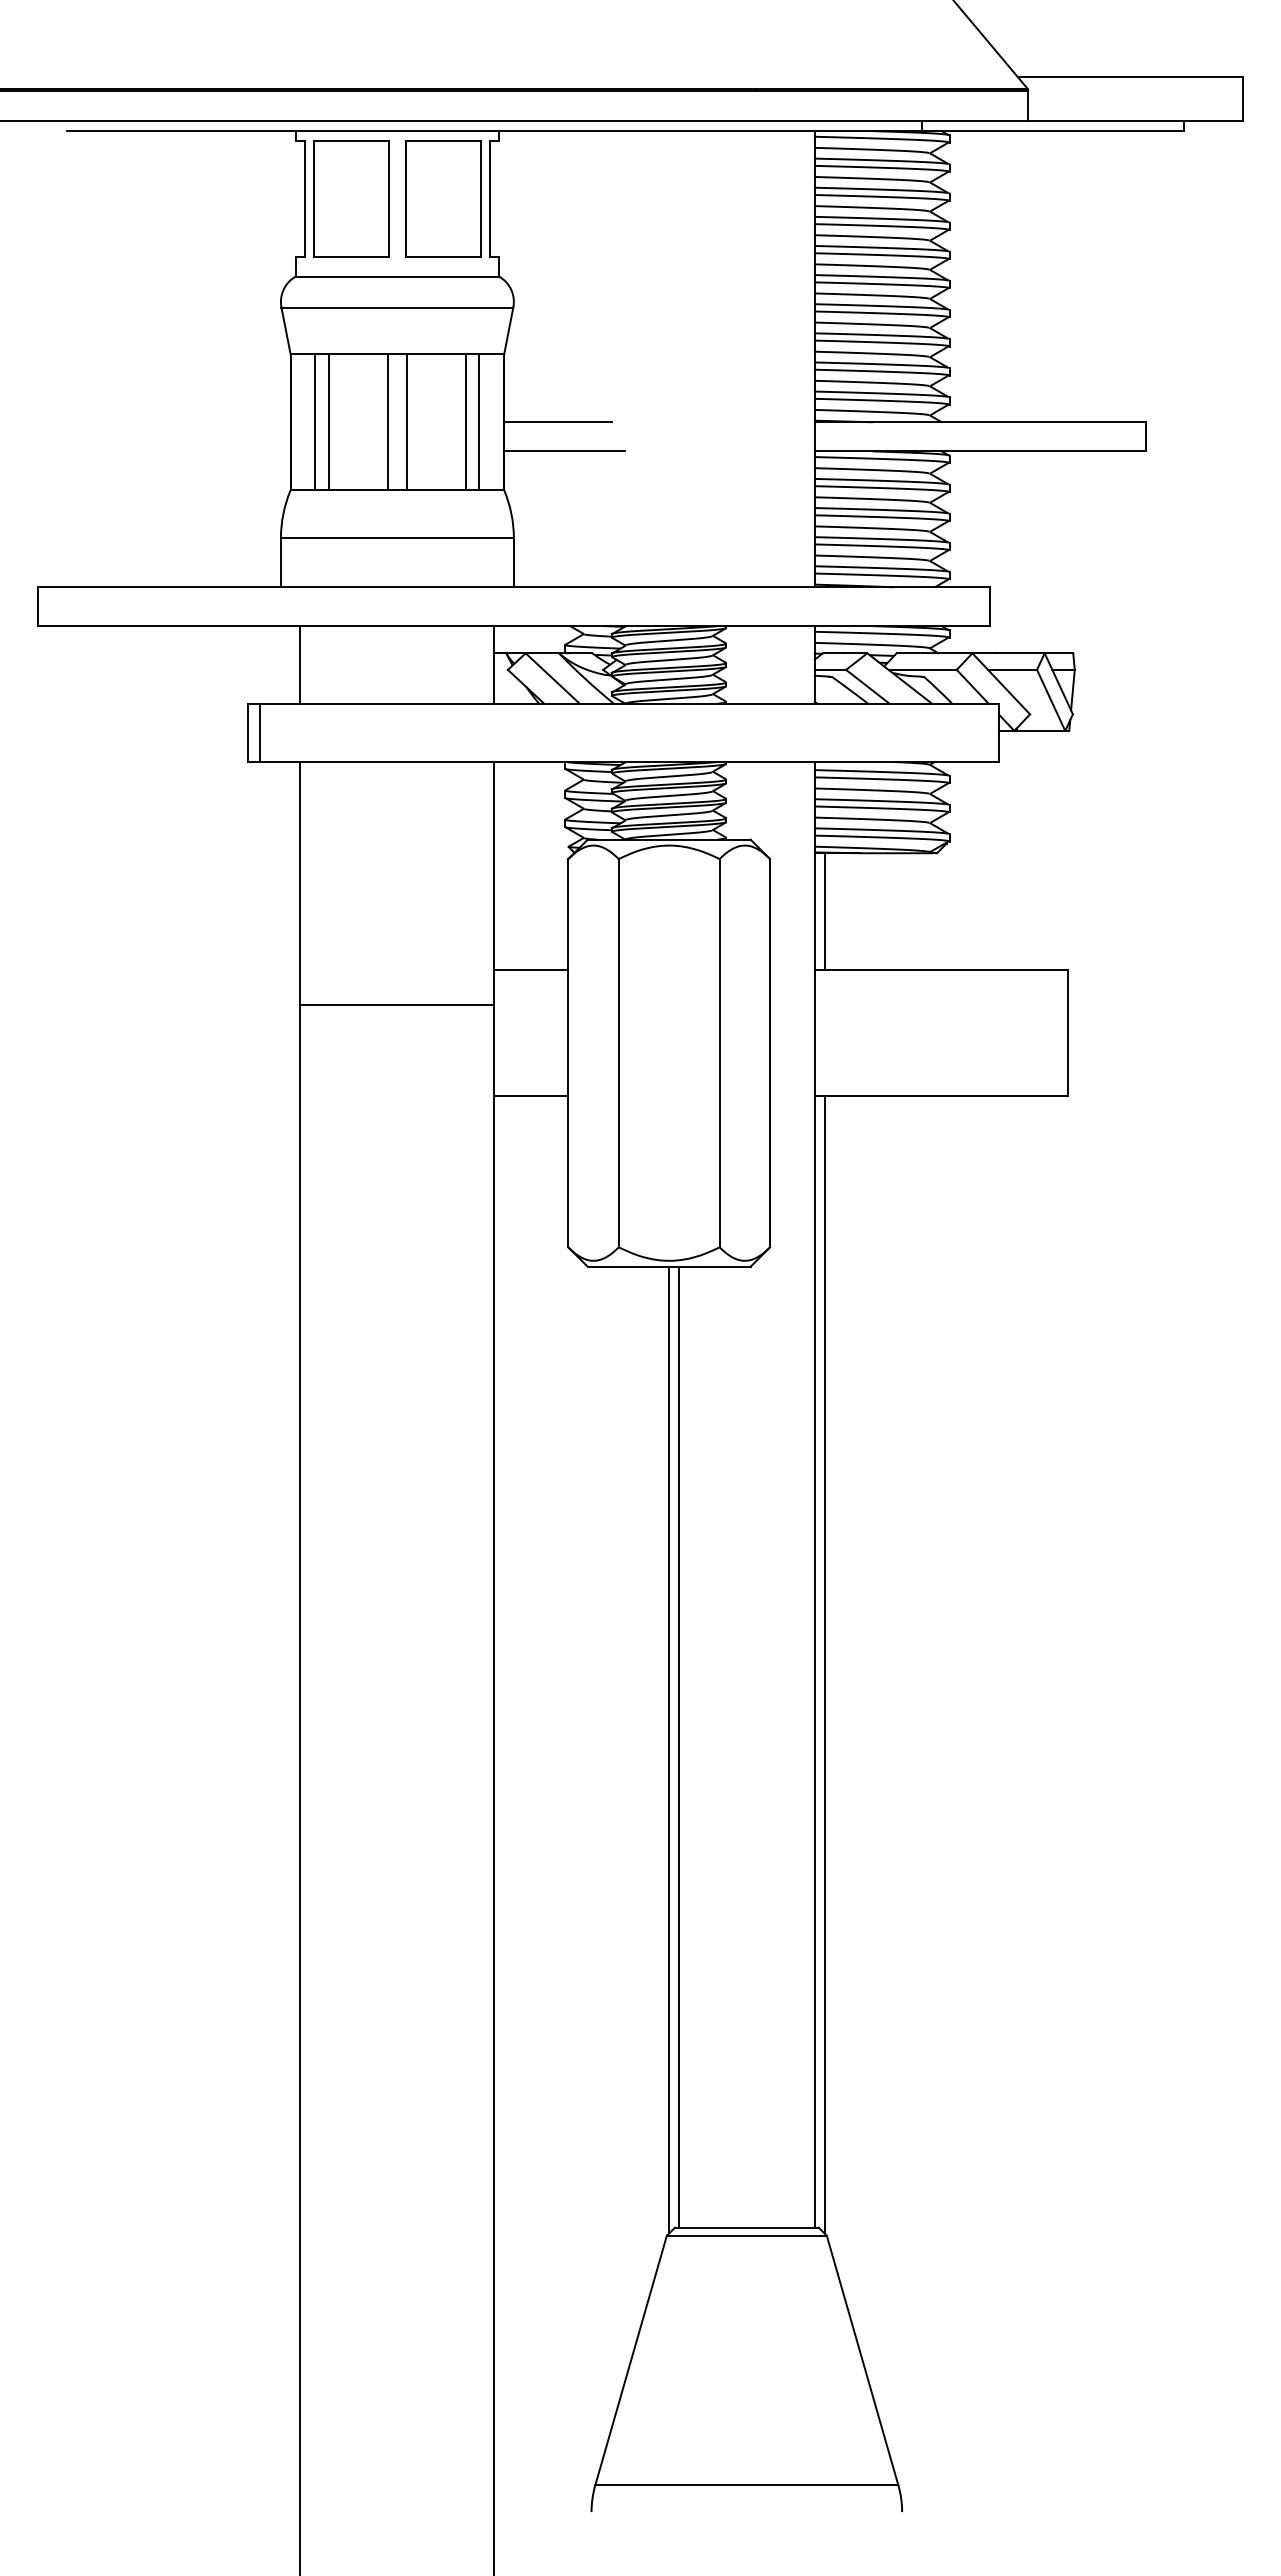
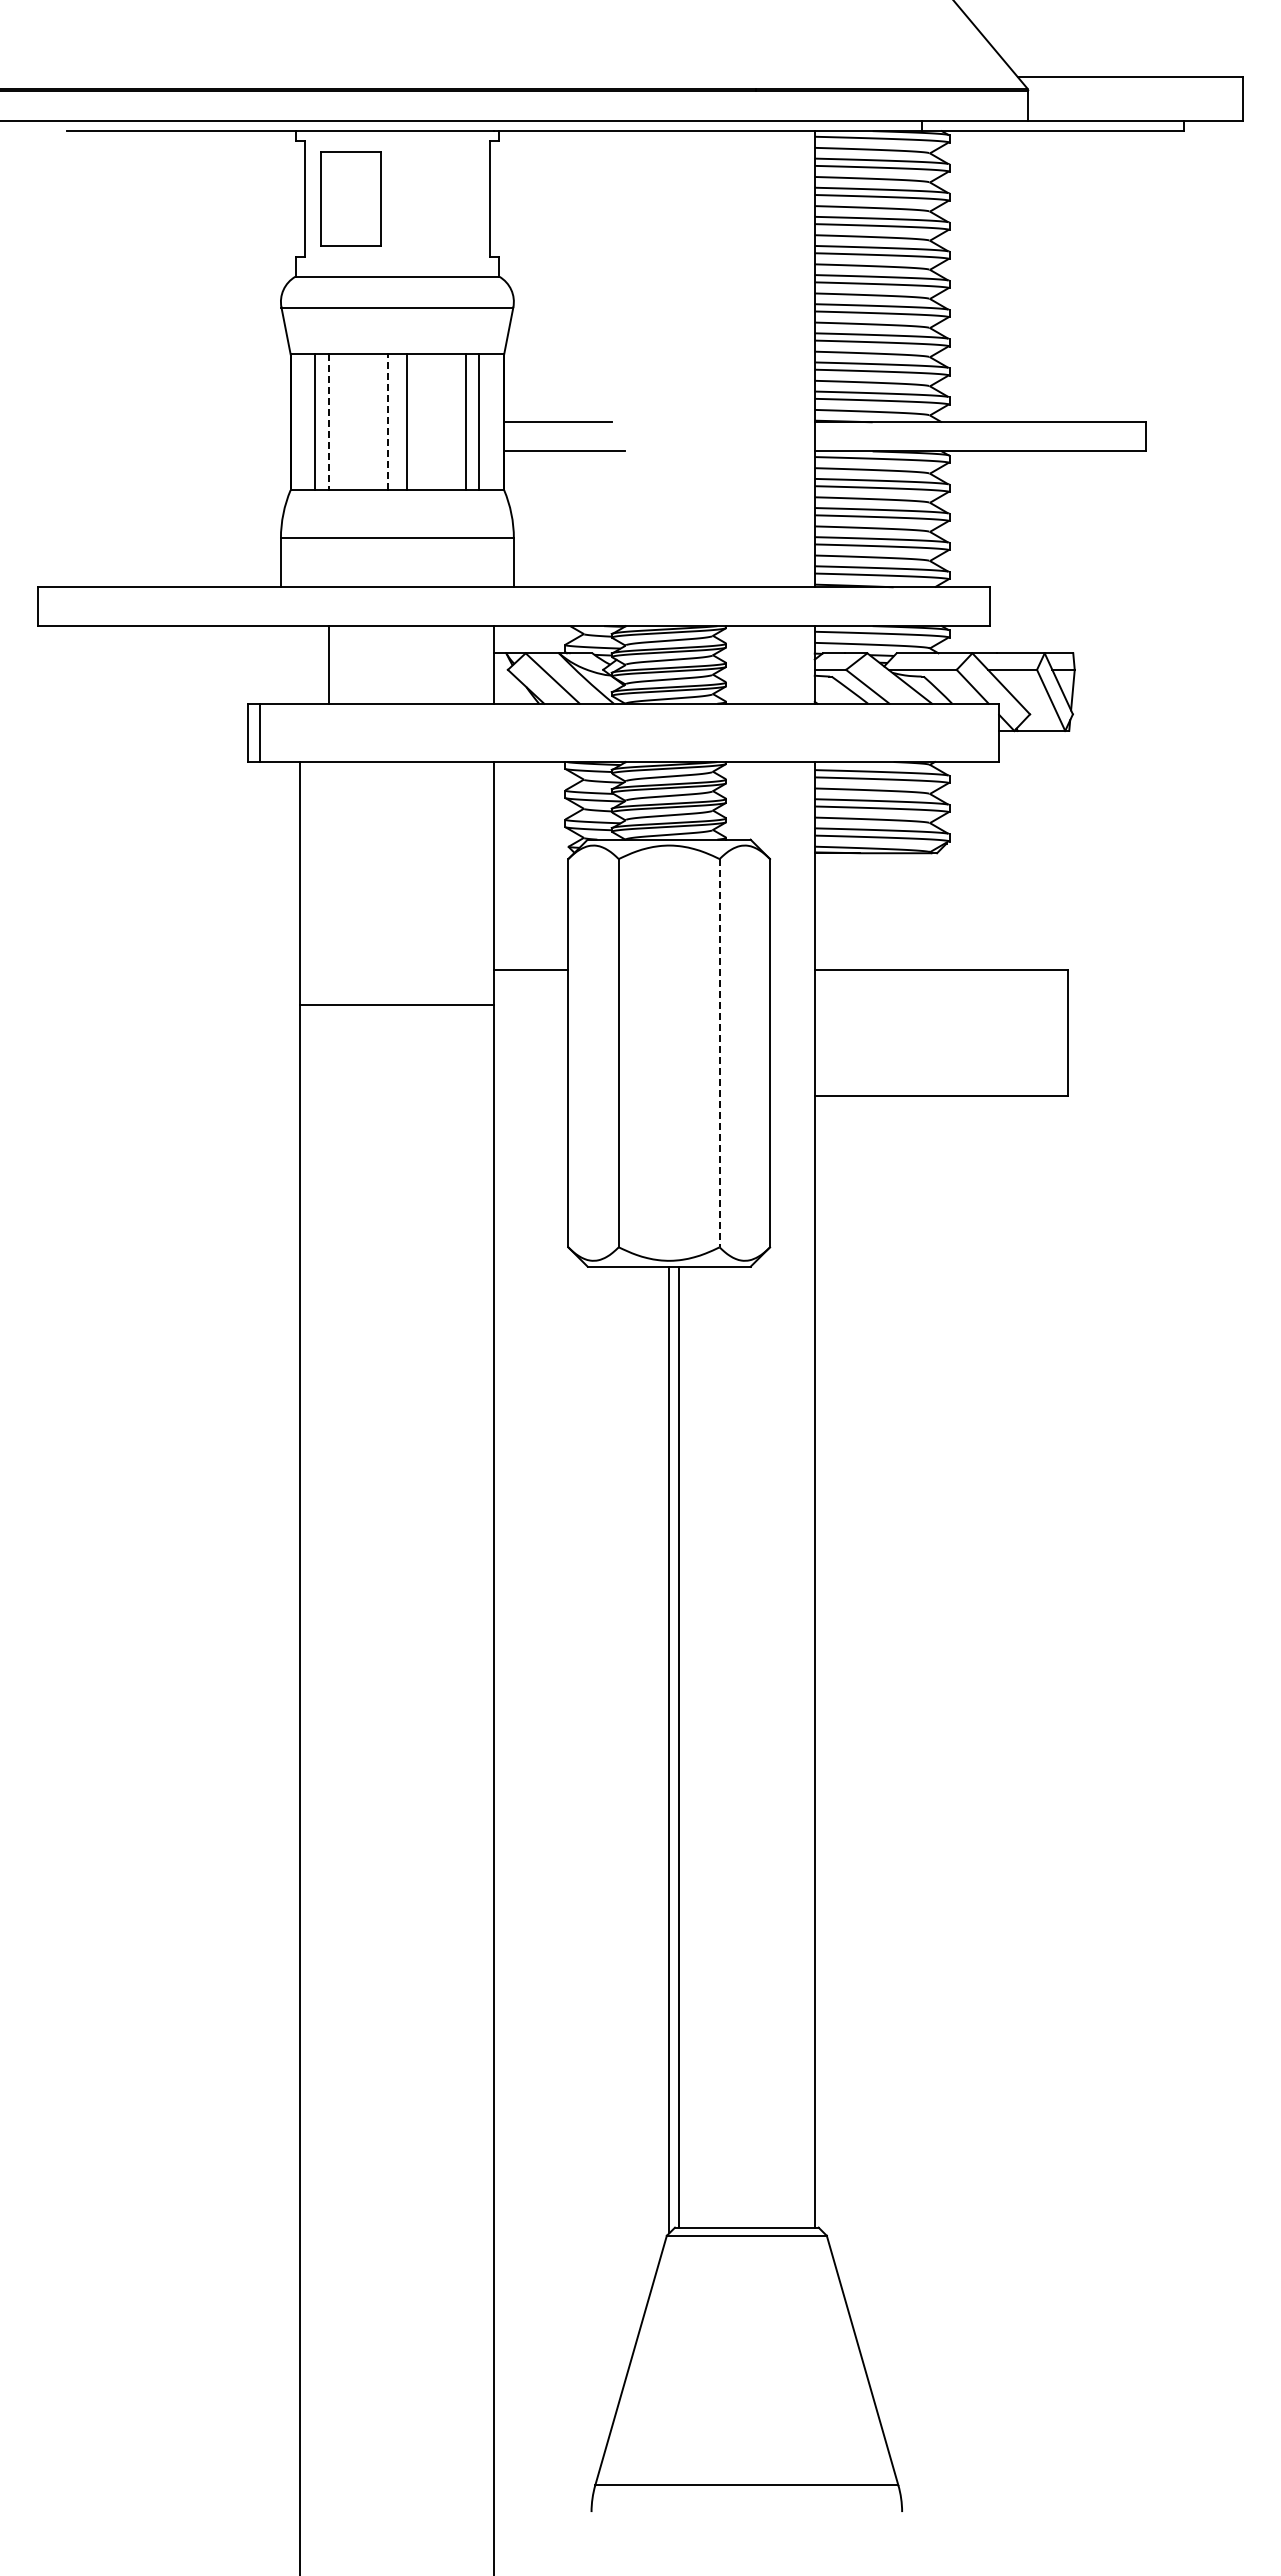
part size: 77x118 px -> 62x96 px (350, 198)
part: present -> none (443, 198)
line: solid -> dashed (329, 422)
line: solid -> dashed (387, 422)
line position: (300, 664) -> (329, 664) (329, 664)
line: present -> none (824, 911)
line: solid -> dashed (719, 1053)
line: present -> none (531, 1095)
line: present -> none (824, 1664)
